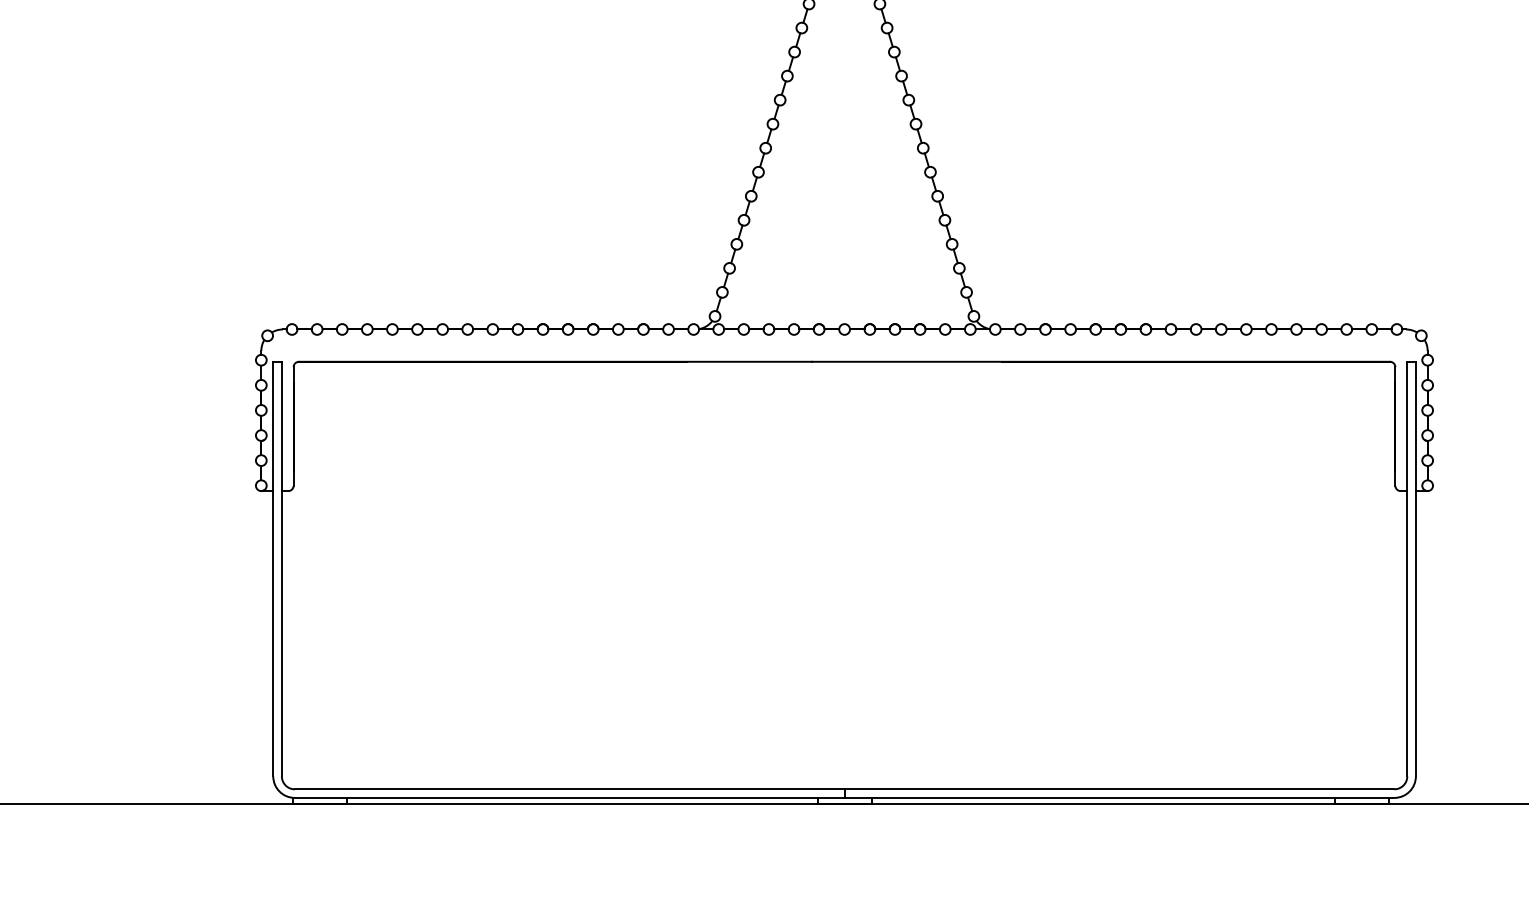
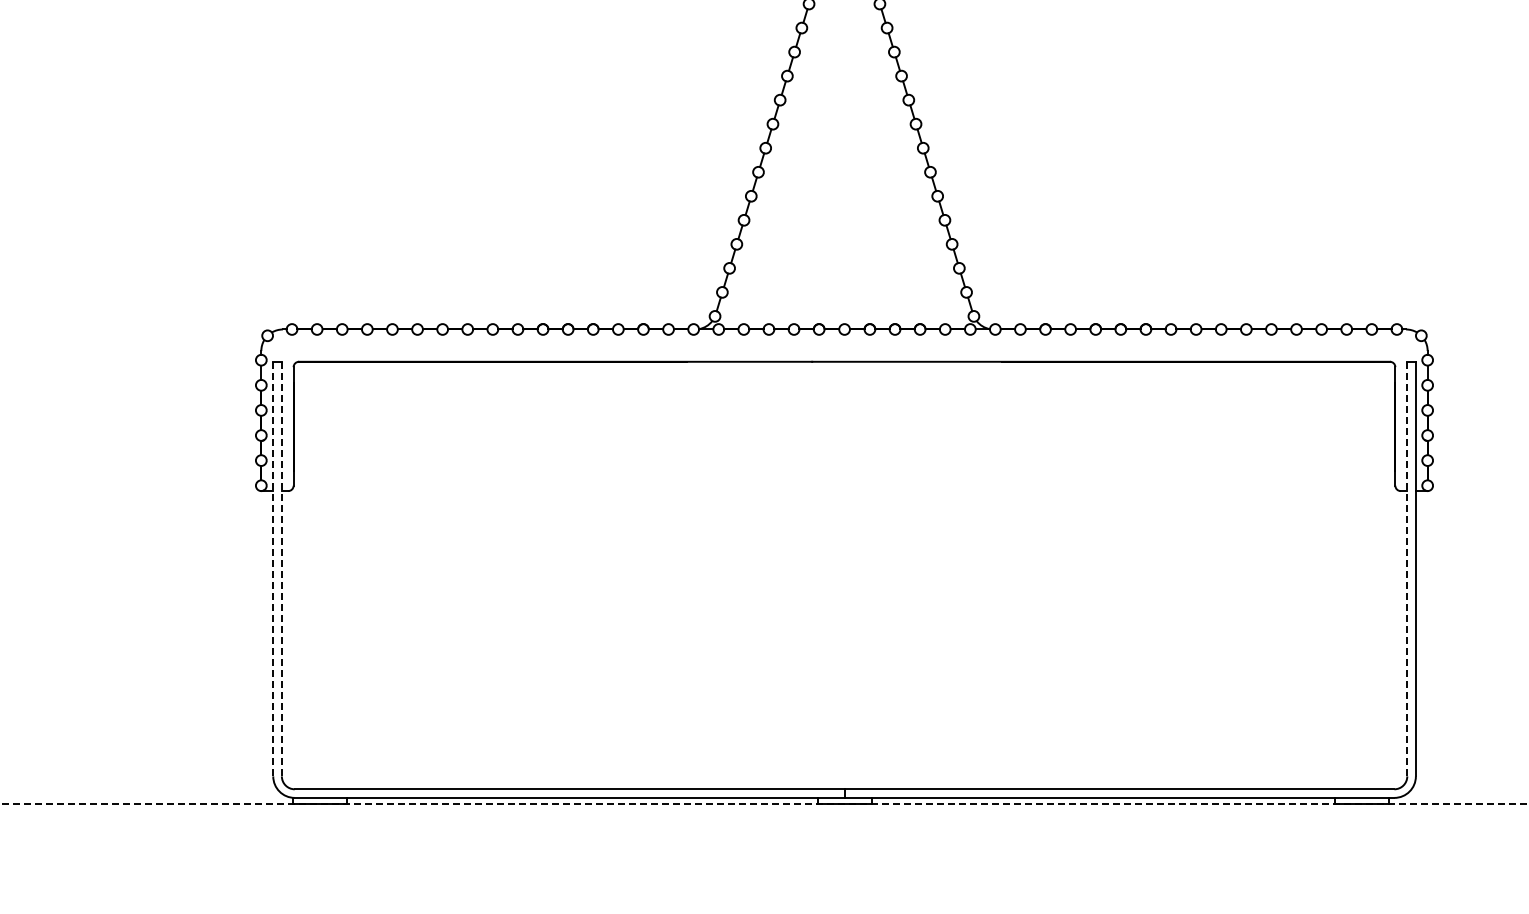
line: solid -> dashed (281, 568)
line: solid -> dashed (273, 569)
line: solid -> dashed (1407, 569)
line: solid -> dashed (765, 804)
